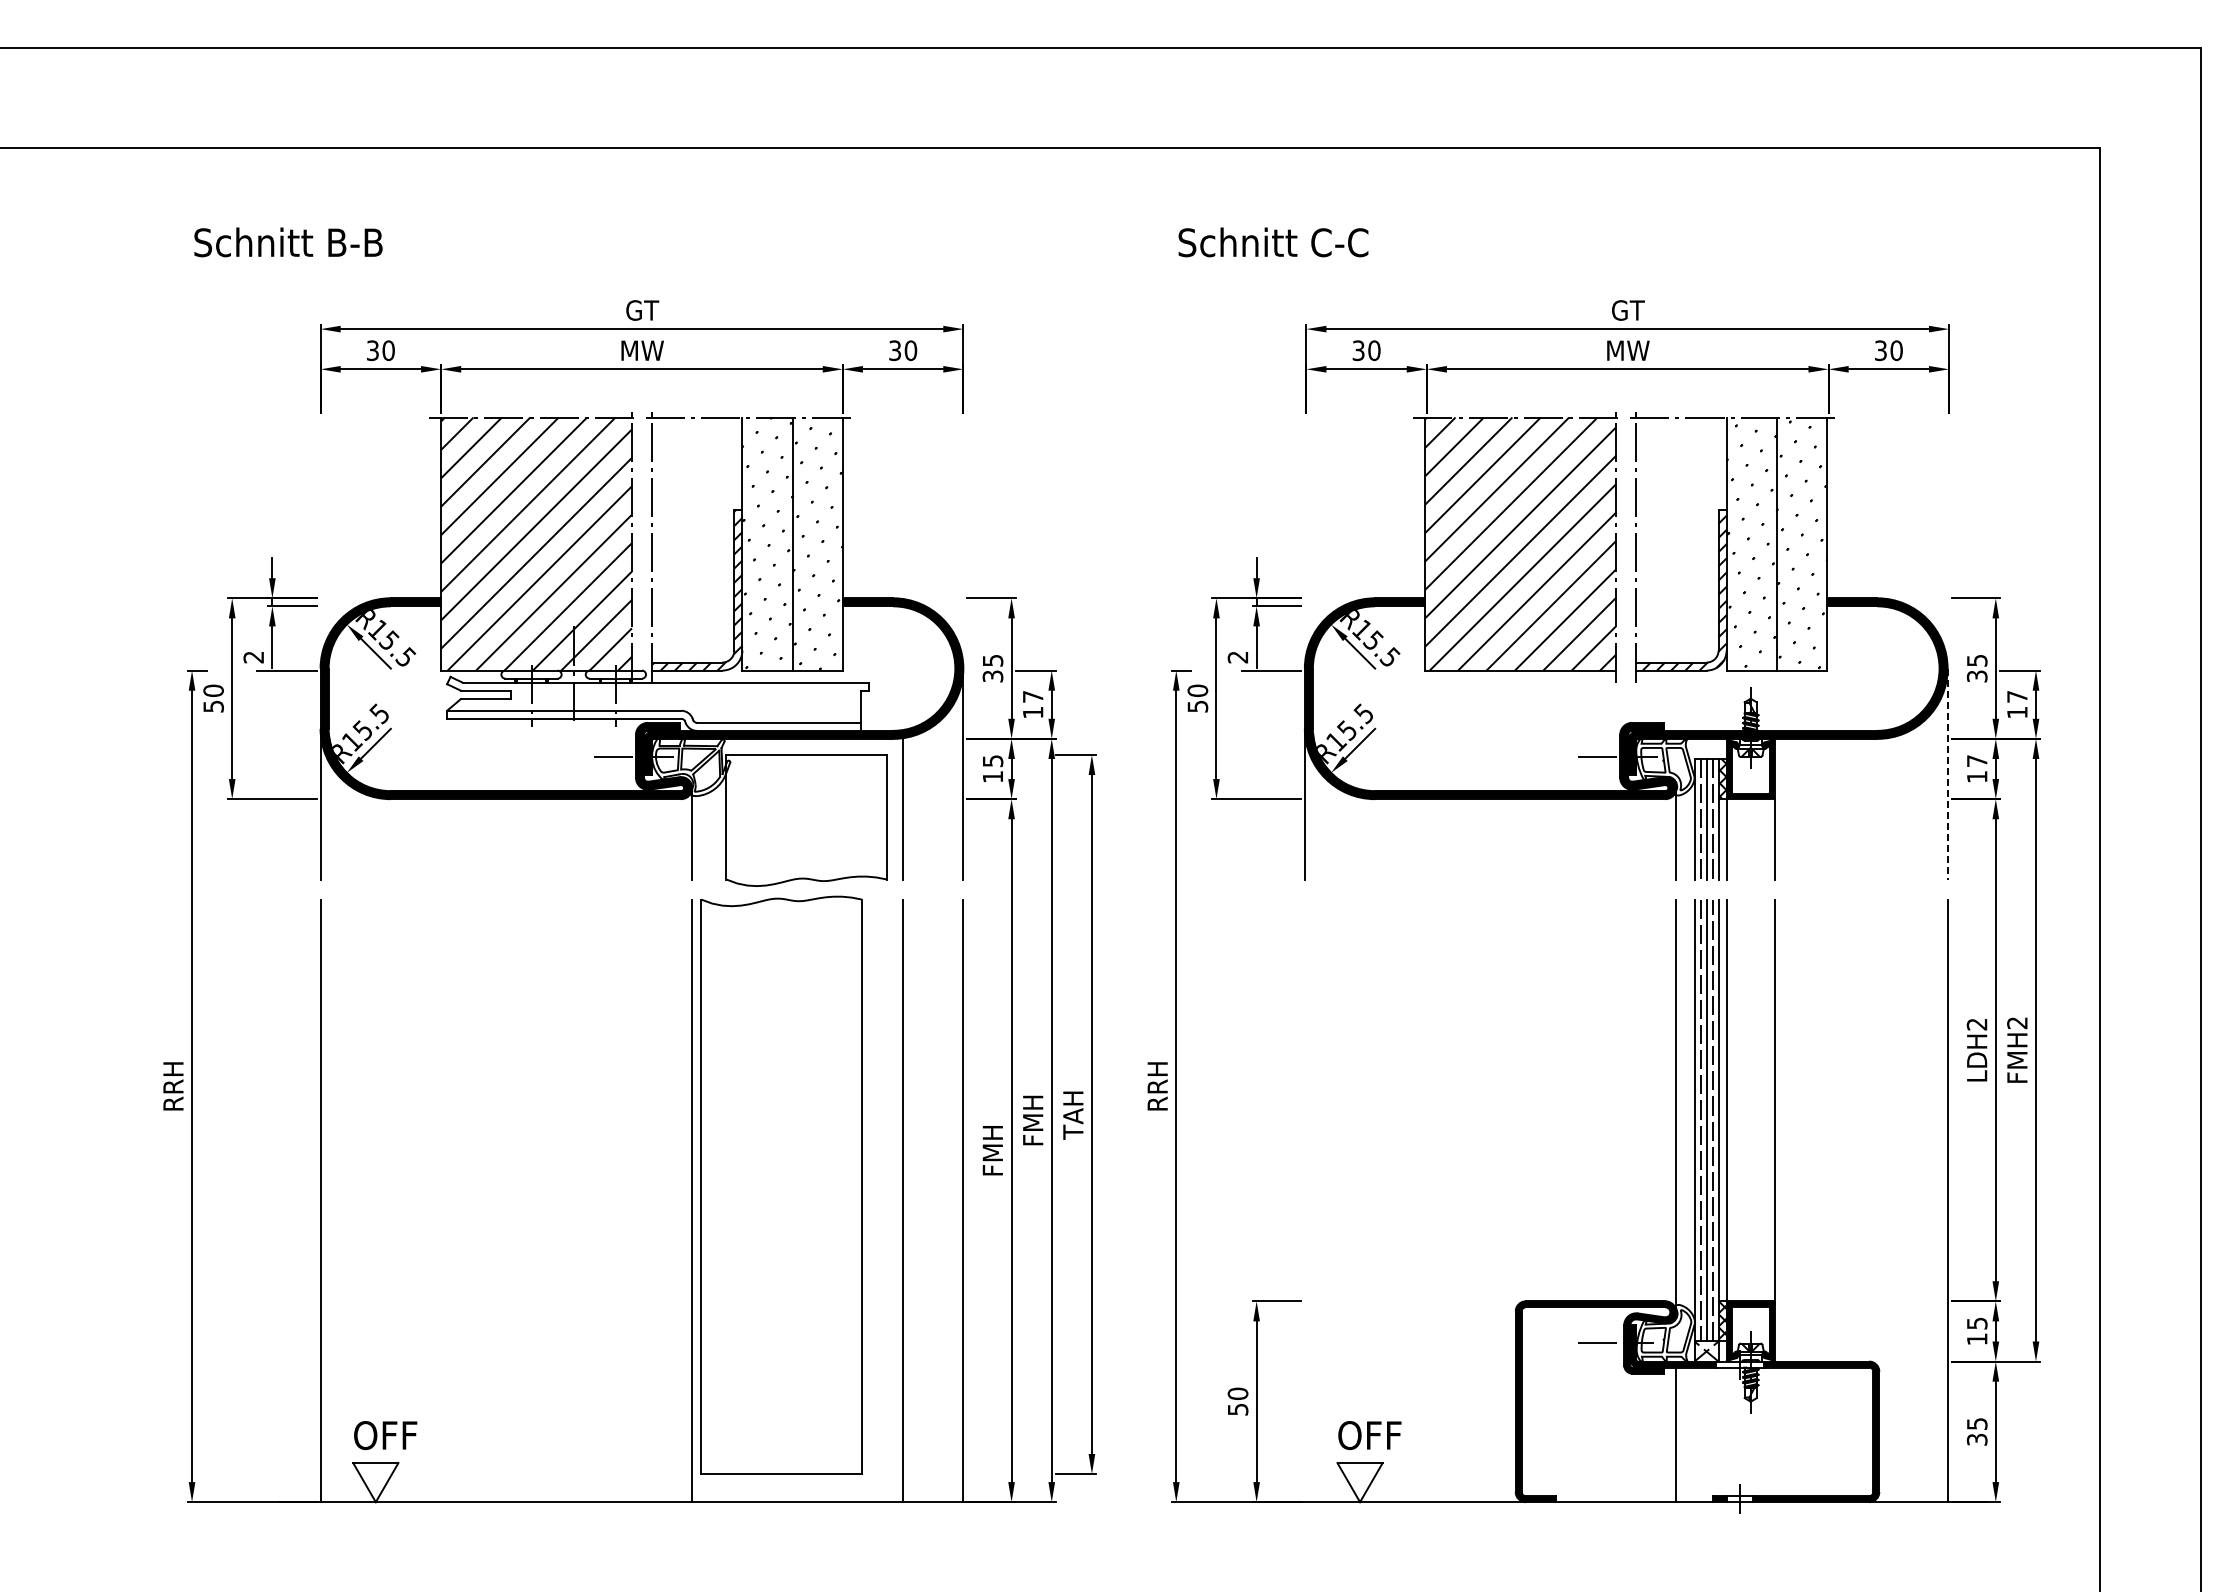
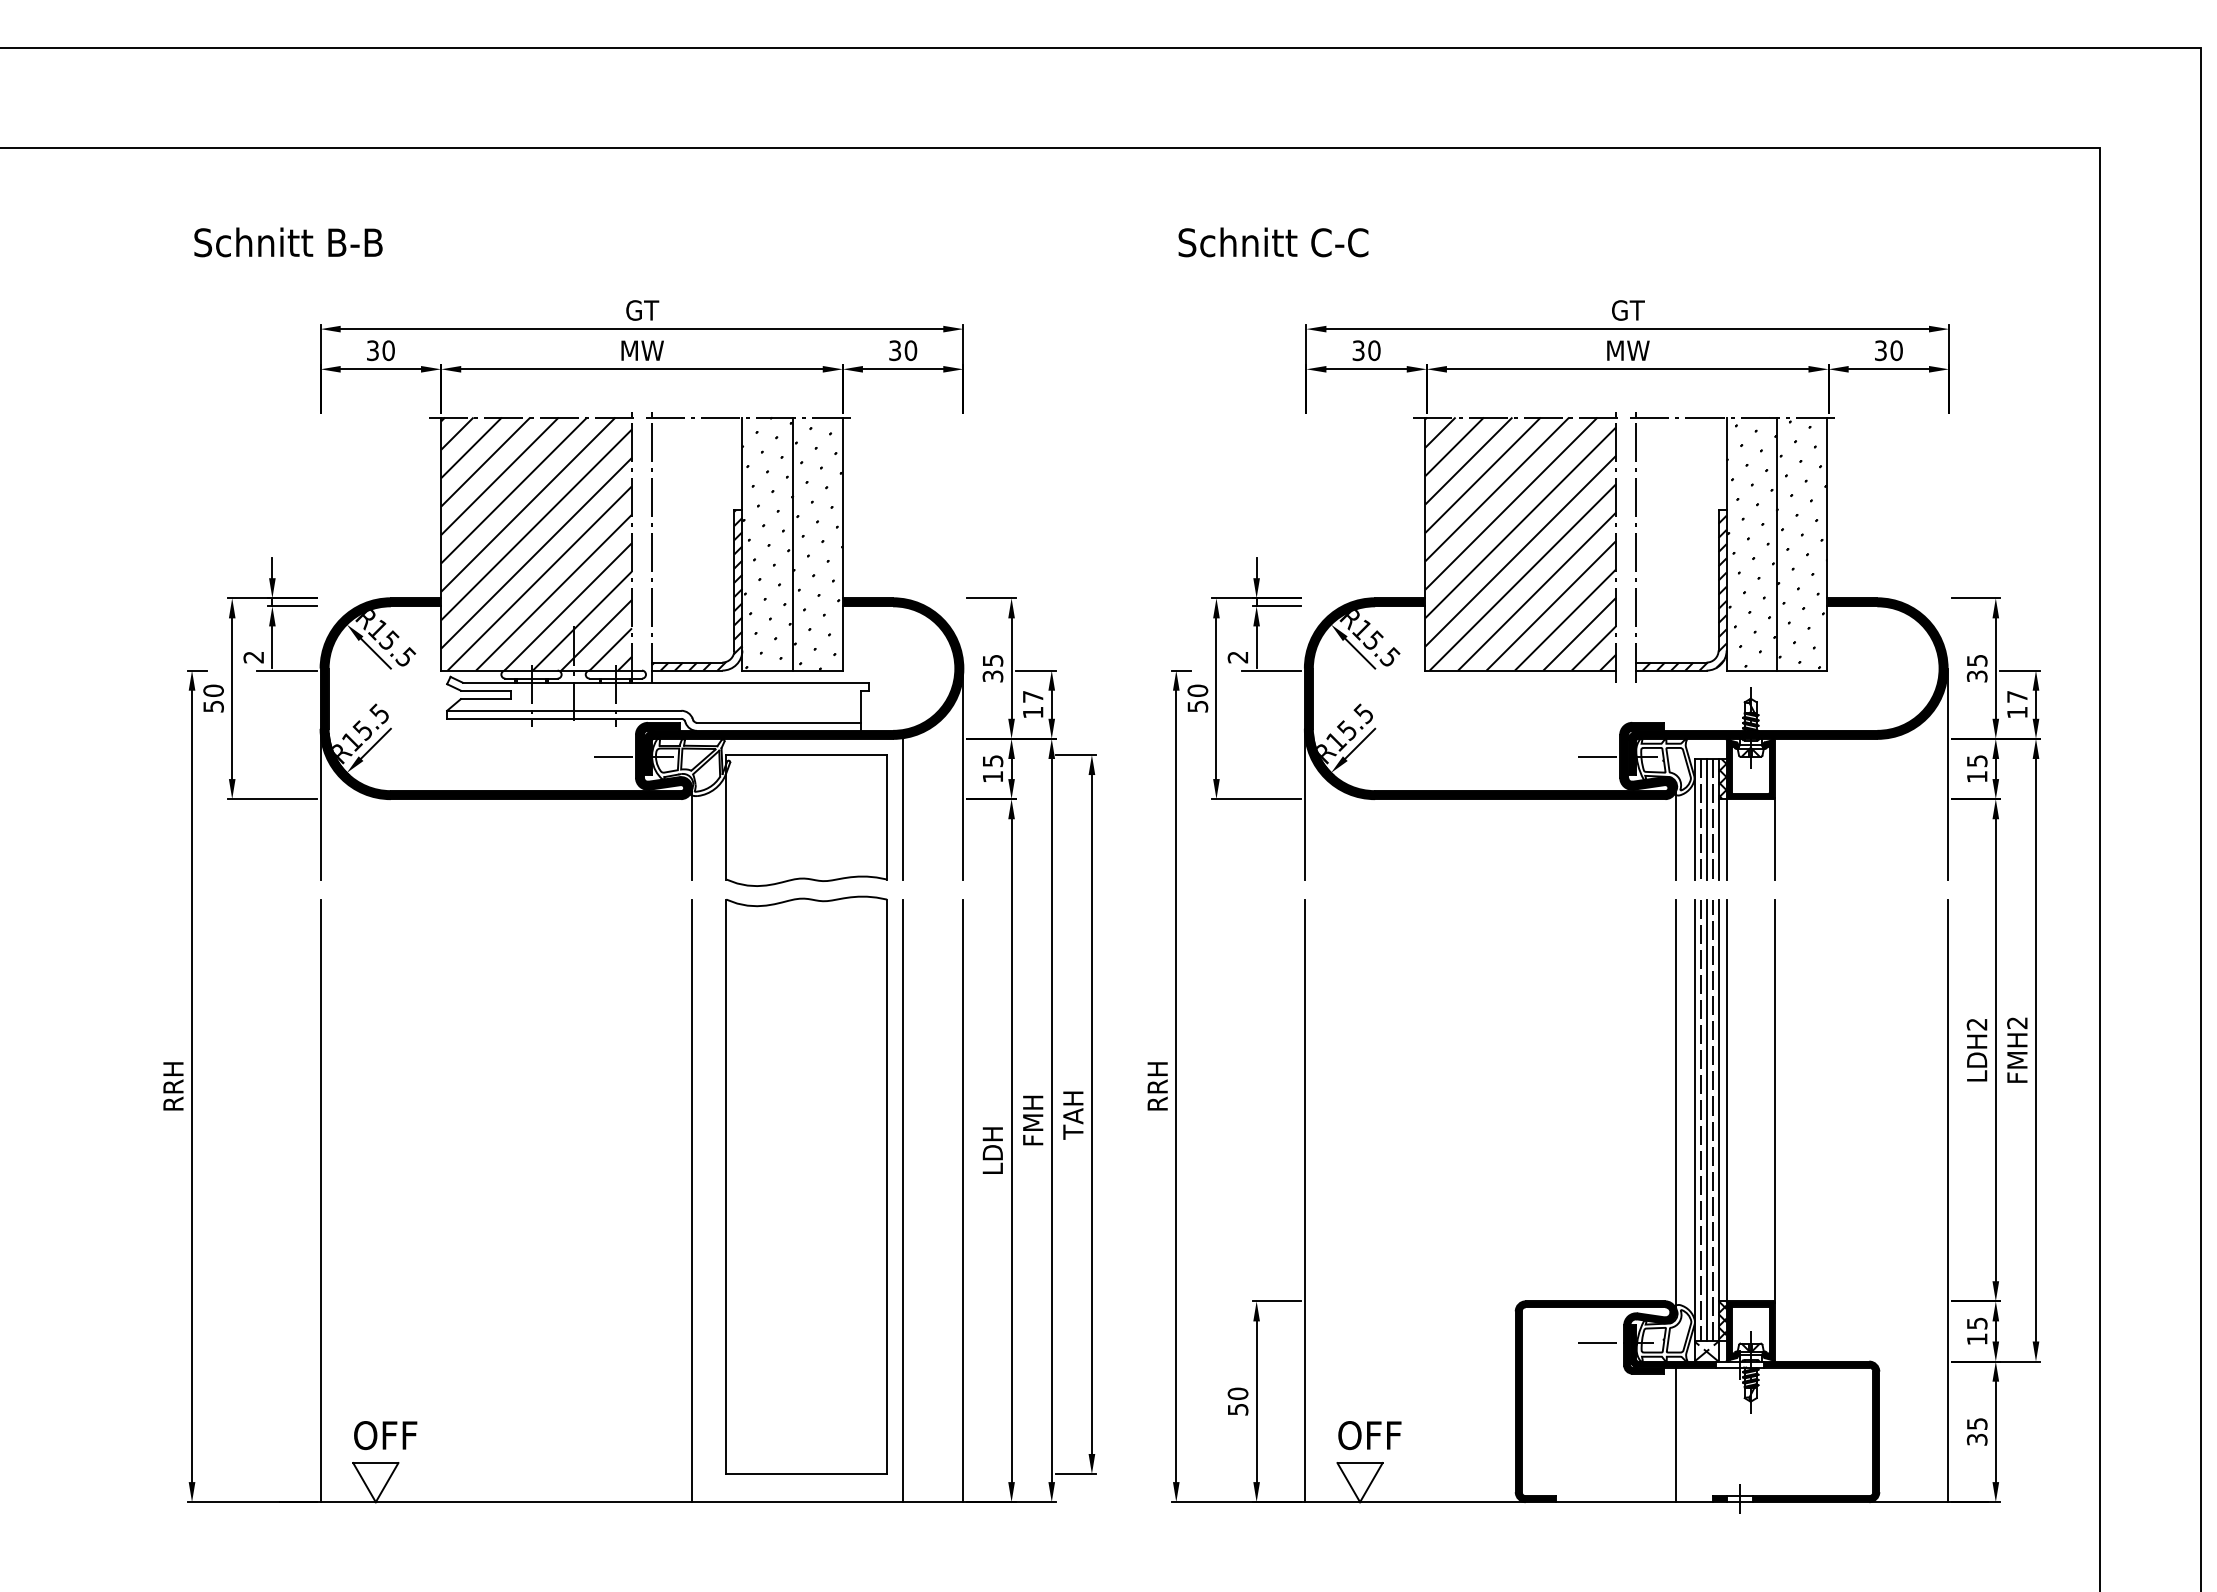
text: 17 -> 15 (1977, 761)
line: dashed -> solid (1947, 774)
text: FMH -> LDH (992, 1150)
part position: (781, 1184) -> (806, 1184) (806, 1184)
line: none -> present (1304, 1200)
